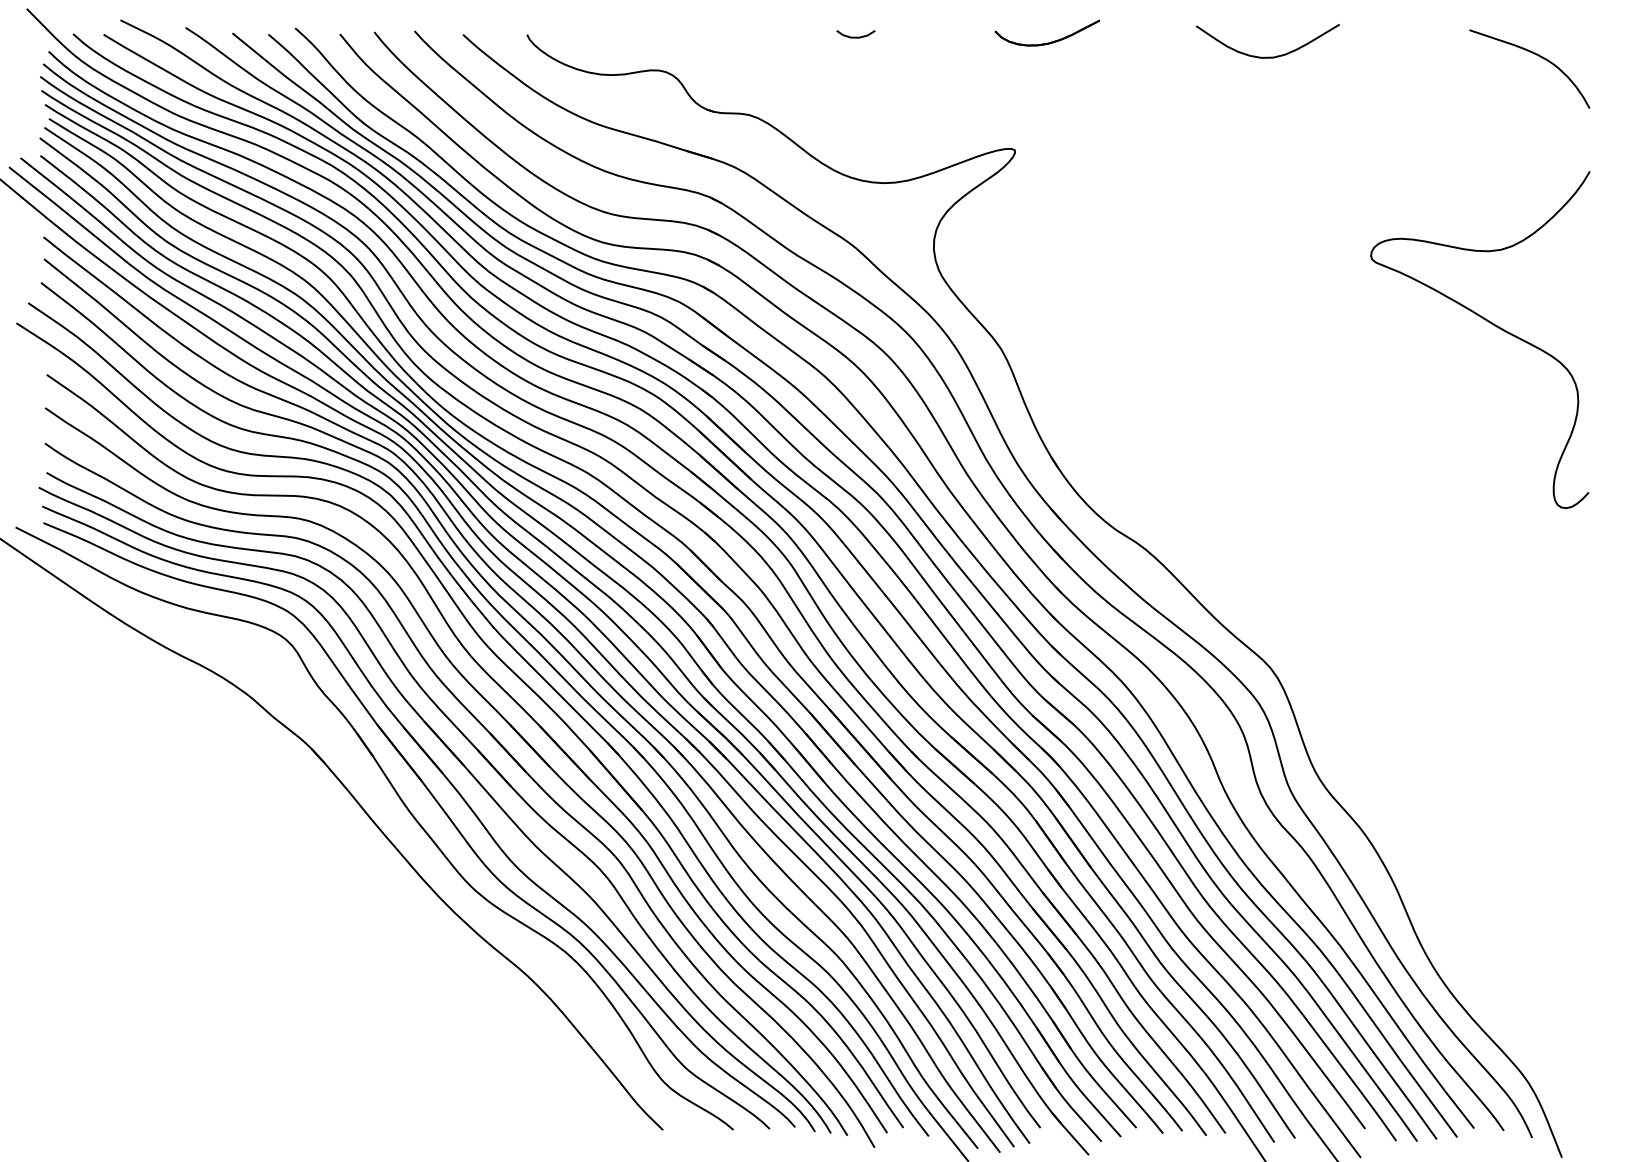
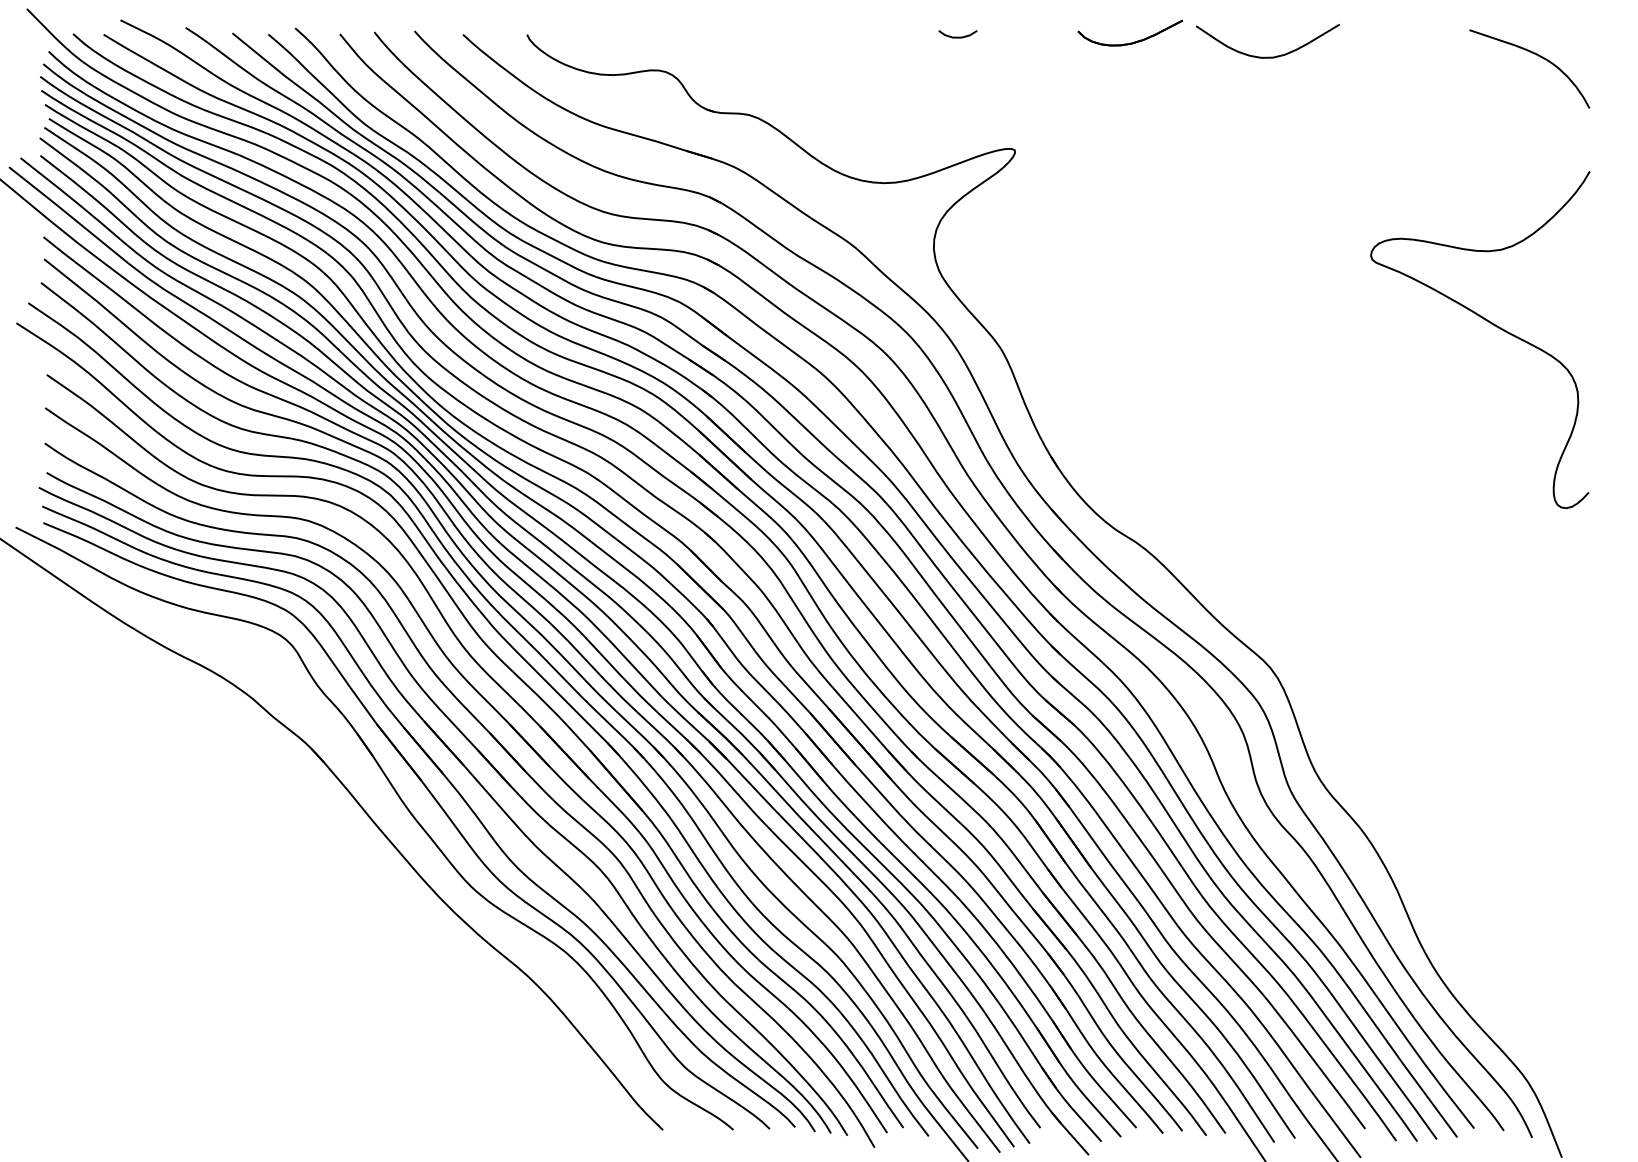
curve position: (855, 36) -> (957, 36) (957, 36)
part position: (1051, 41) -> (1134, 41) (1134, 41)
